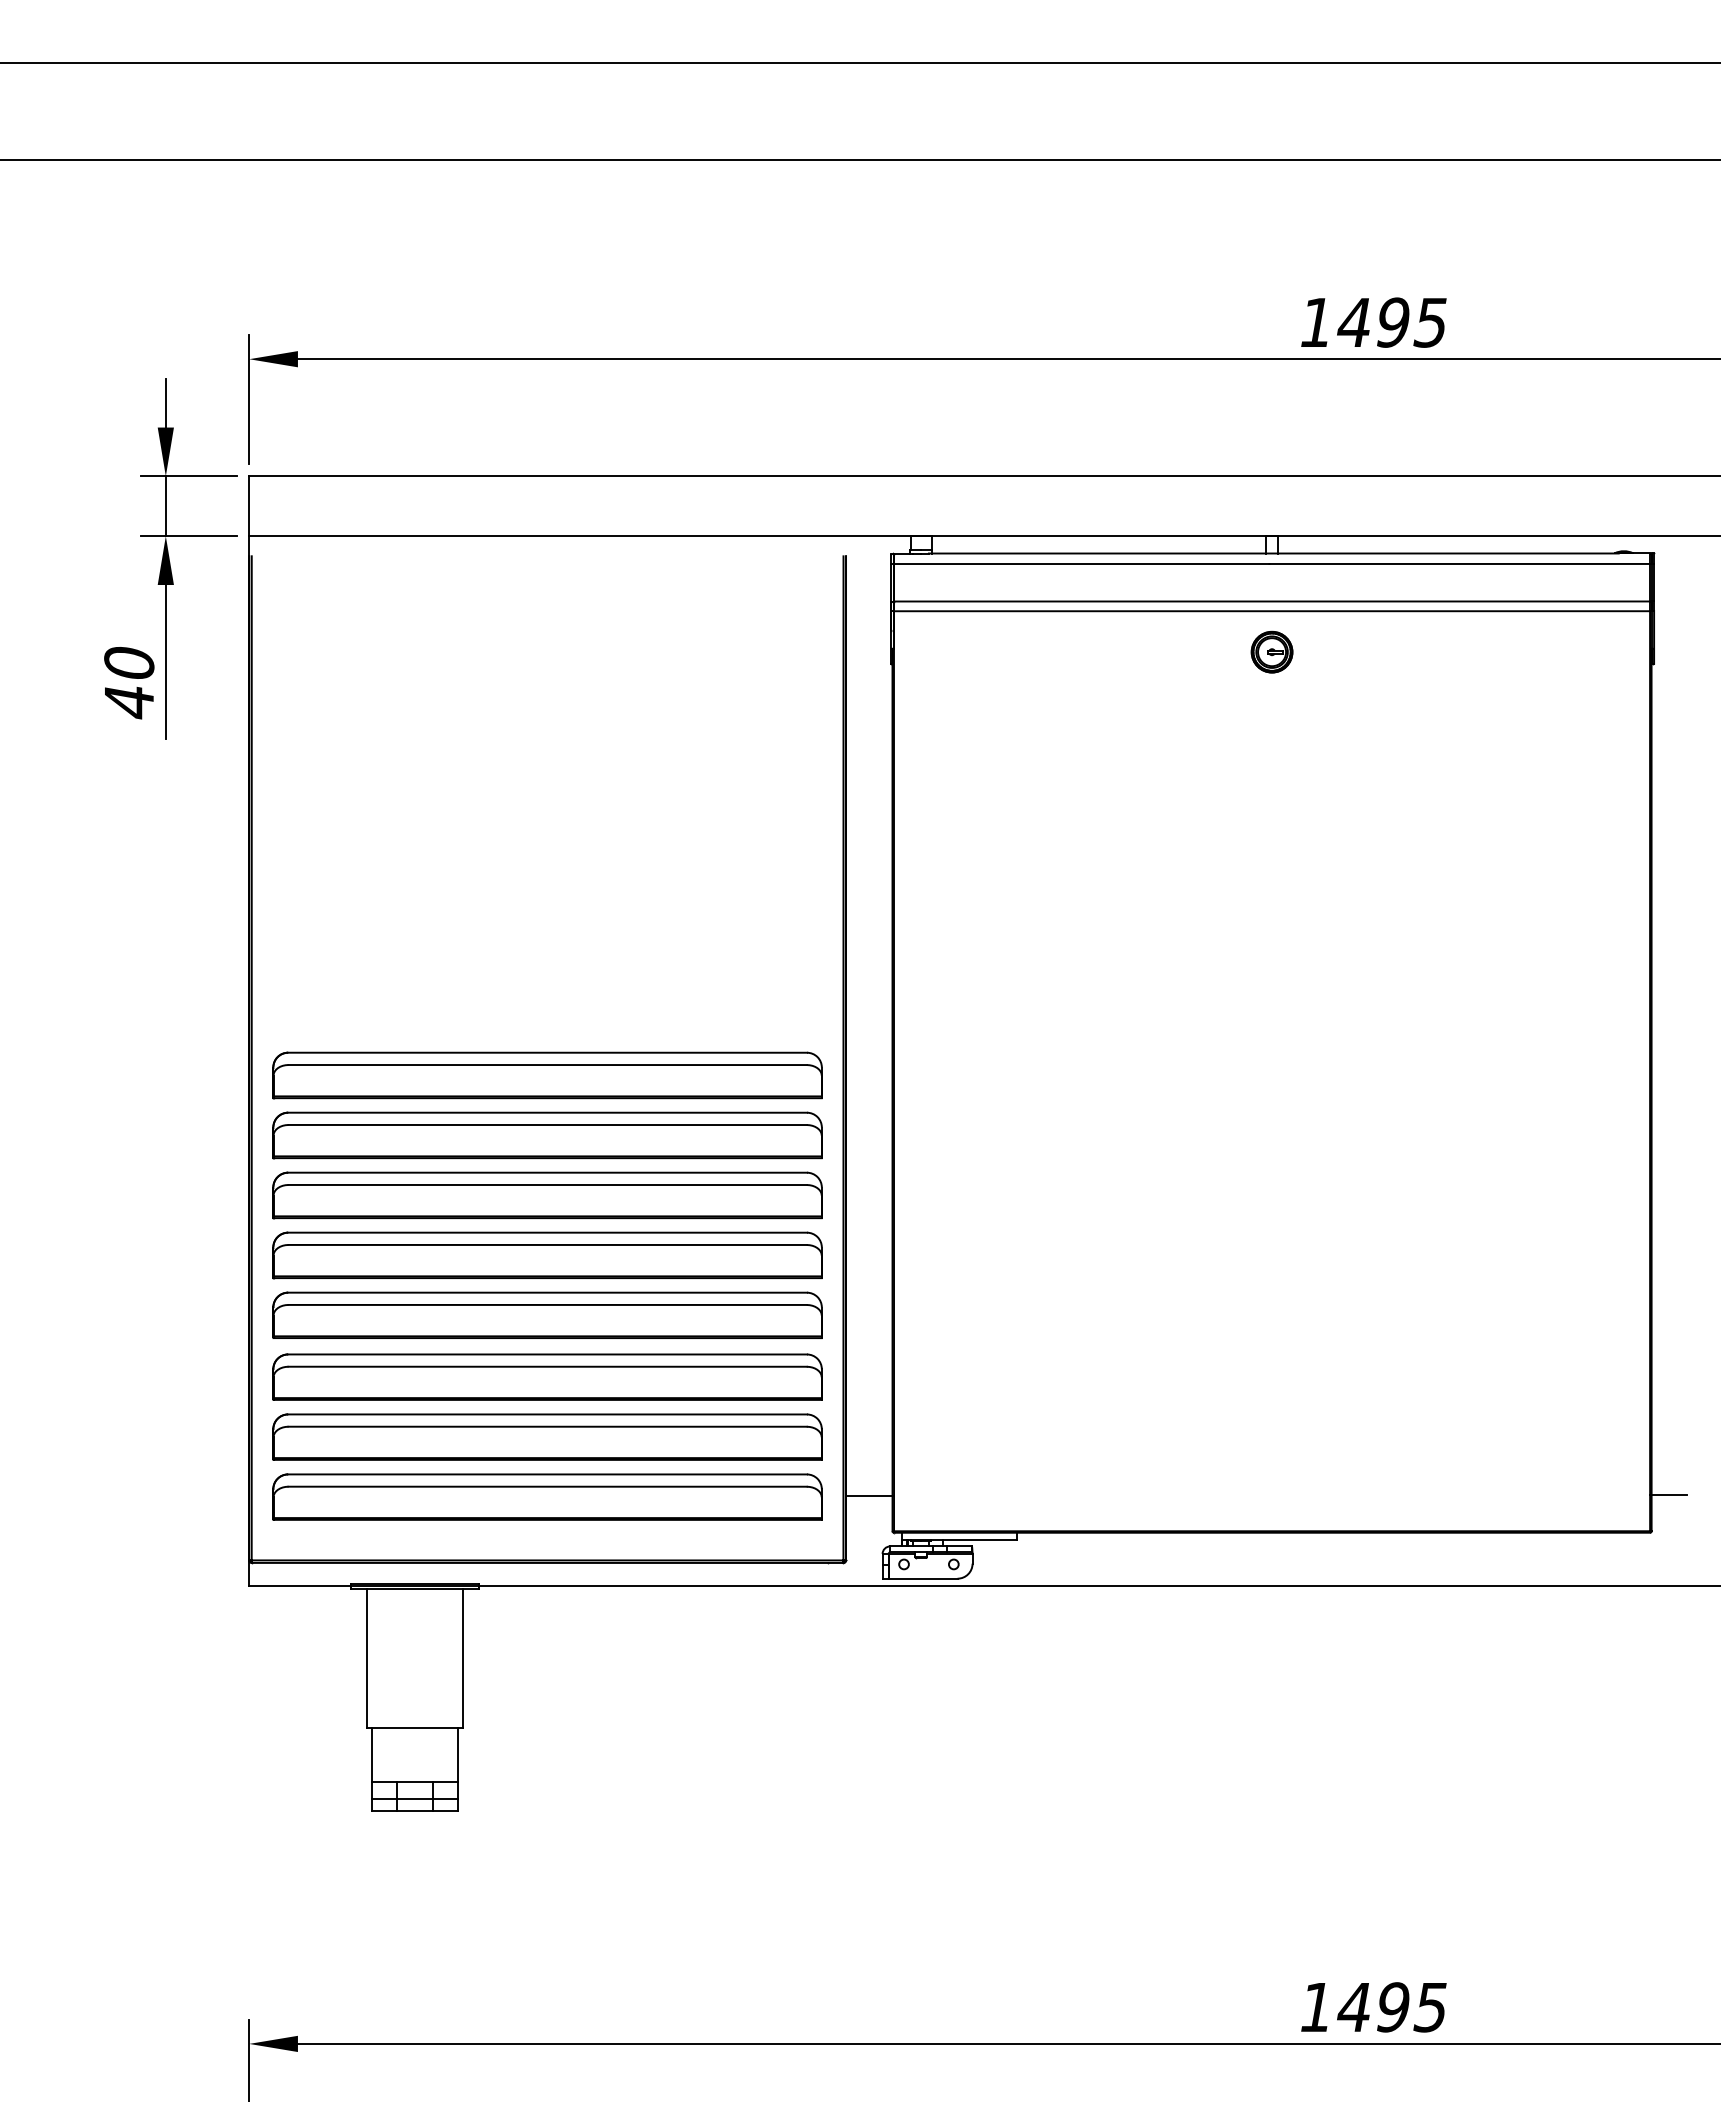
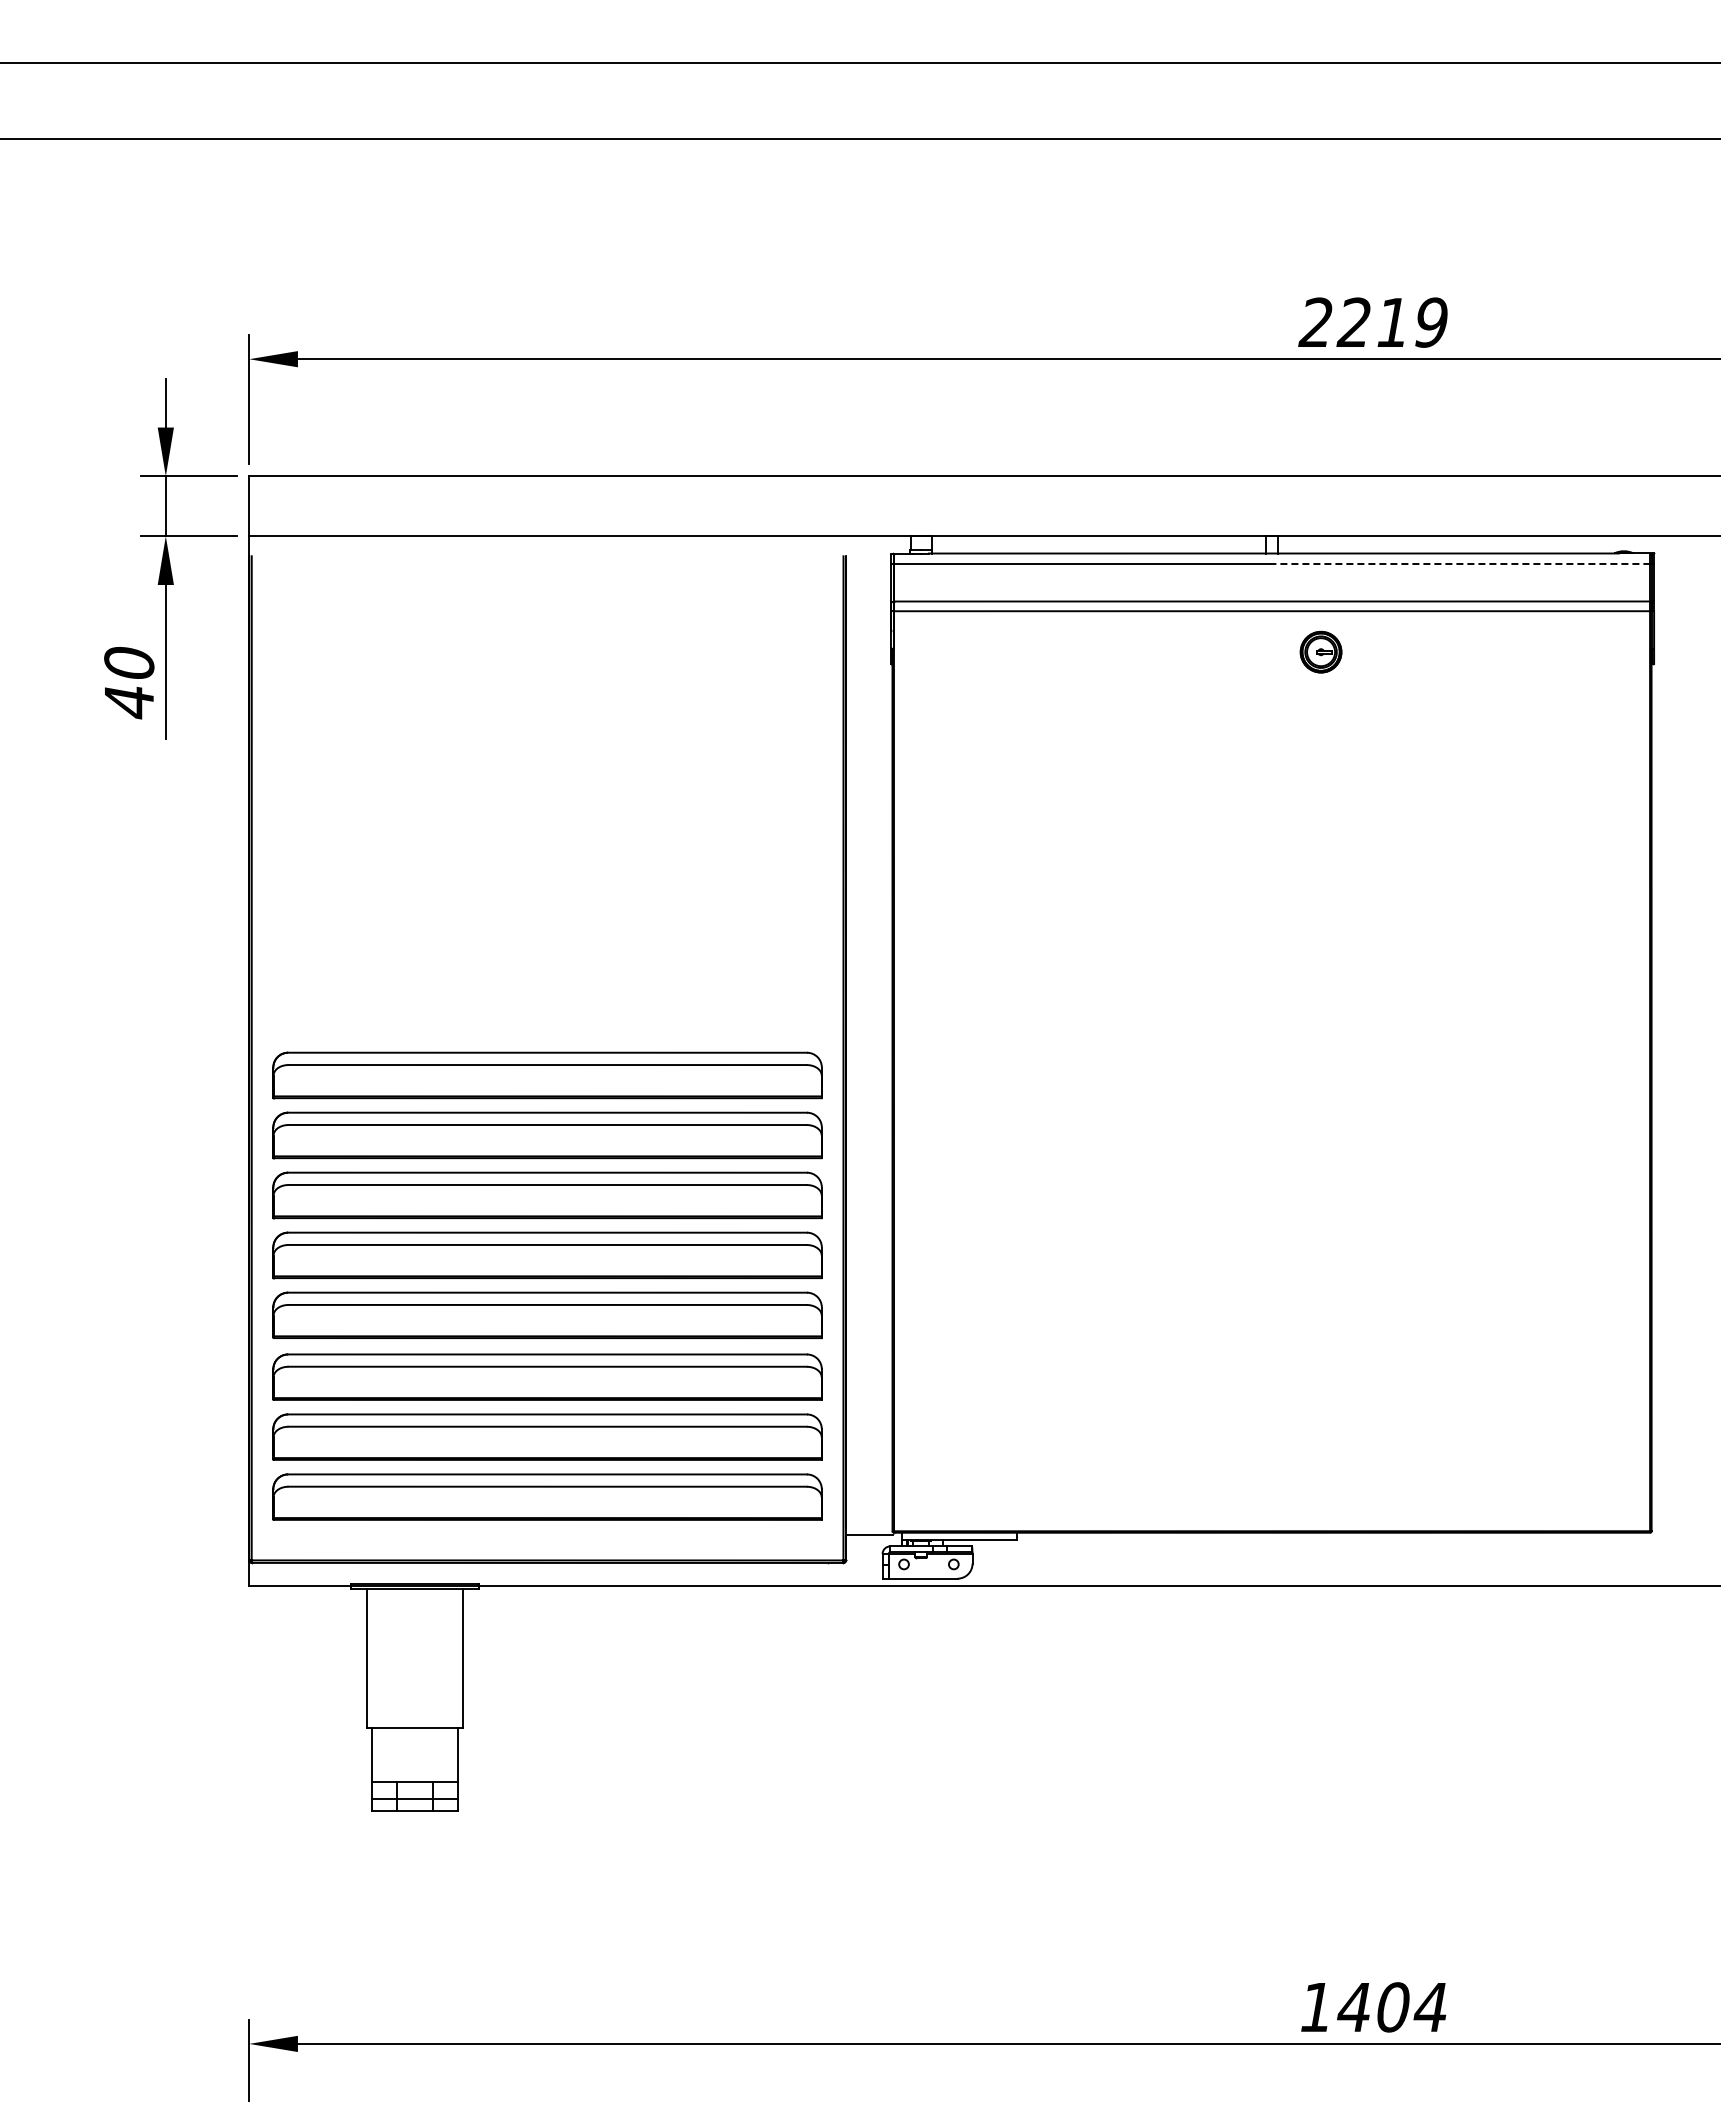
line position: (859, 160) -> (859, 139) (859, 139)
text: 1495 -> 2219 (1372, 322)
line: solid -> dashed (1460, 563)
part position: (1271, 651) -> (1320, 651) (1320, 651)
line: present -> none (1668, 1495)
line position: (868, 1496) -> (868, 1535) (868, 1535)
text: 1495 -> 1404 (1411, 2007)
